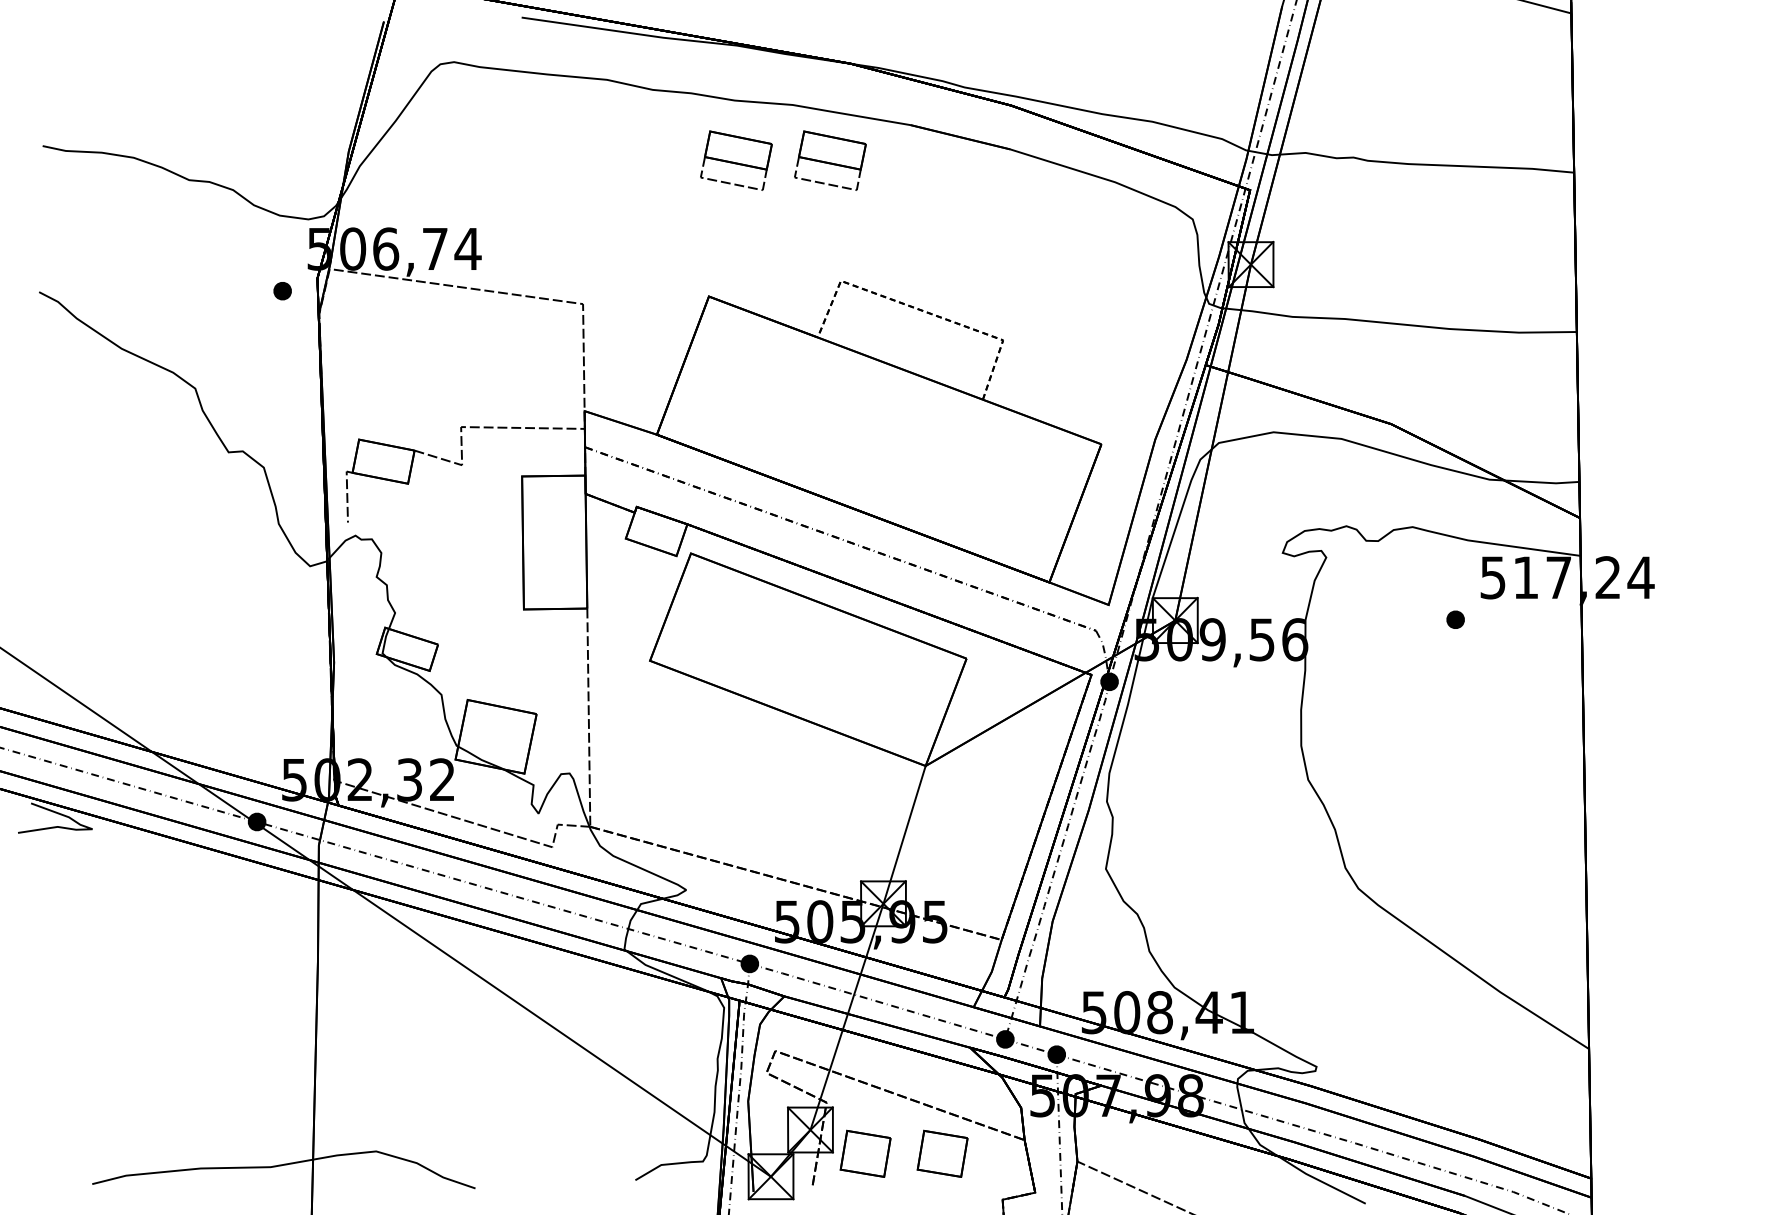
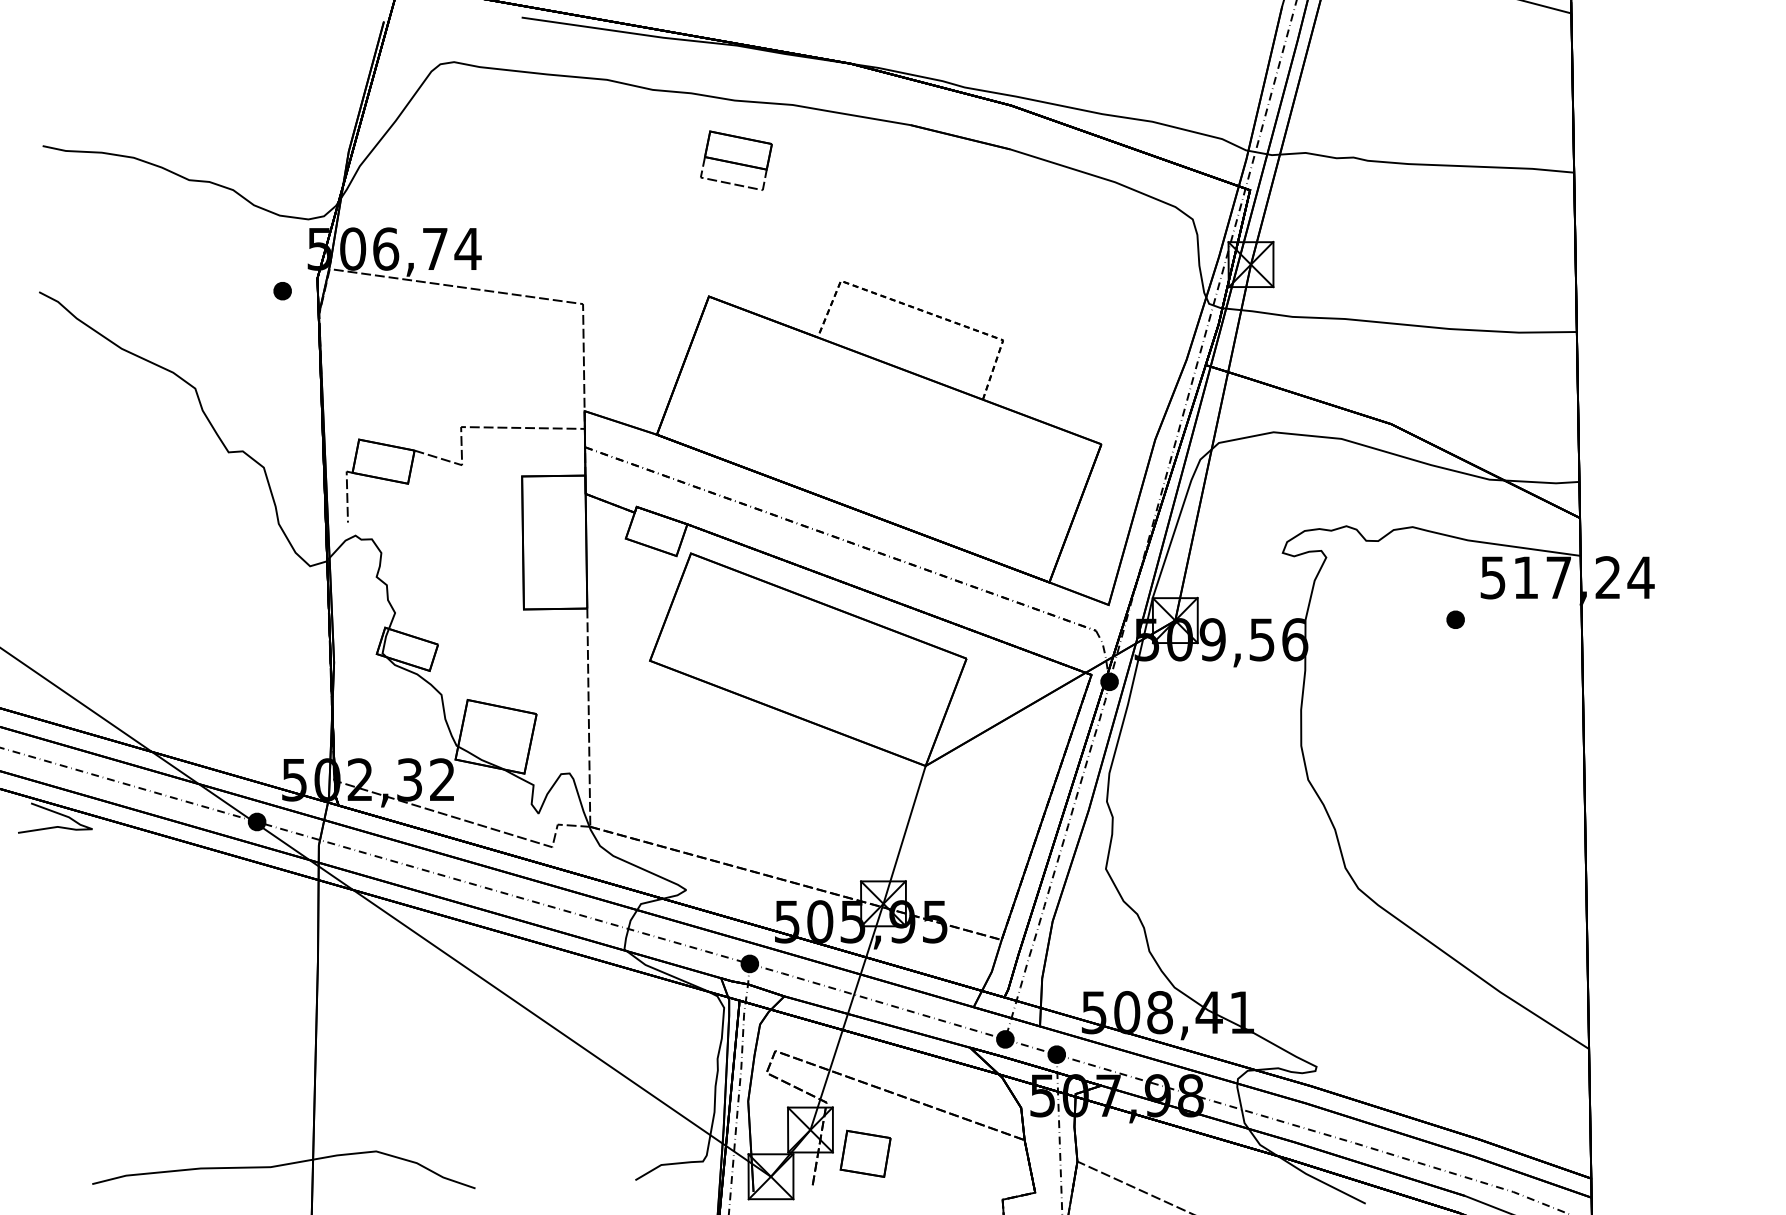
part: present -> none (830, 160)
part: present -> none (942, 1153)
